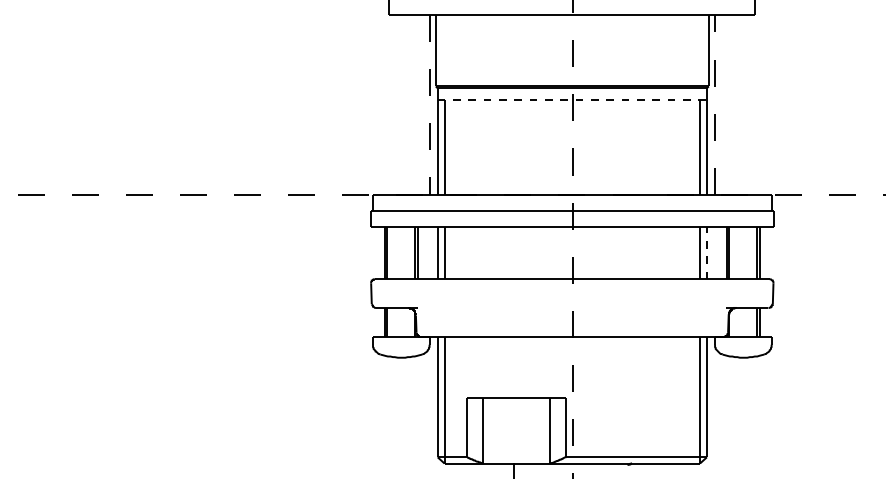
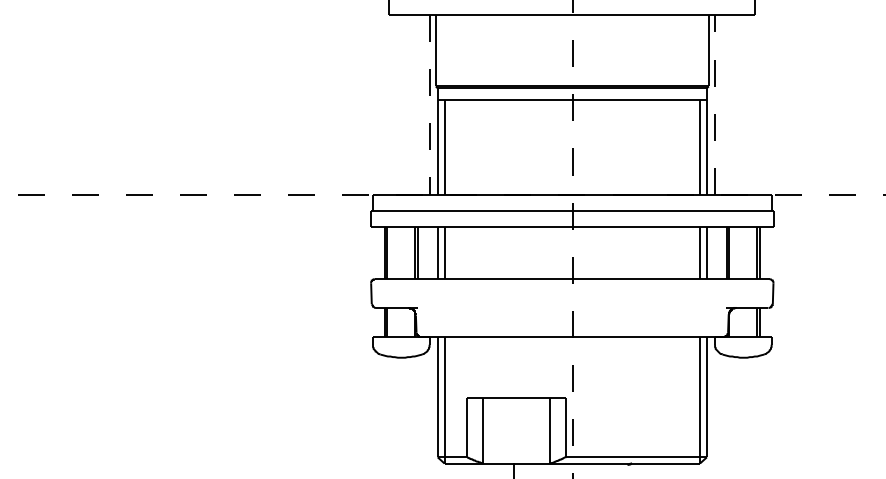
line: dashed -> solid (572, 100)
line: dashed -> solid (706, 252)
